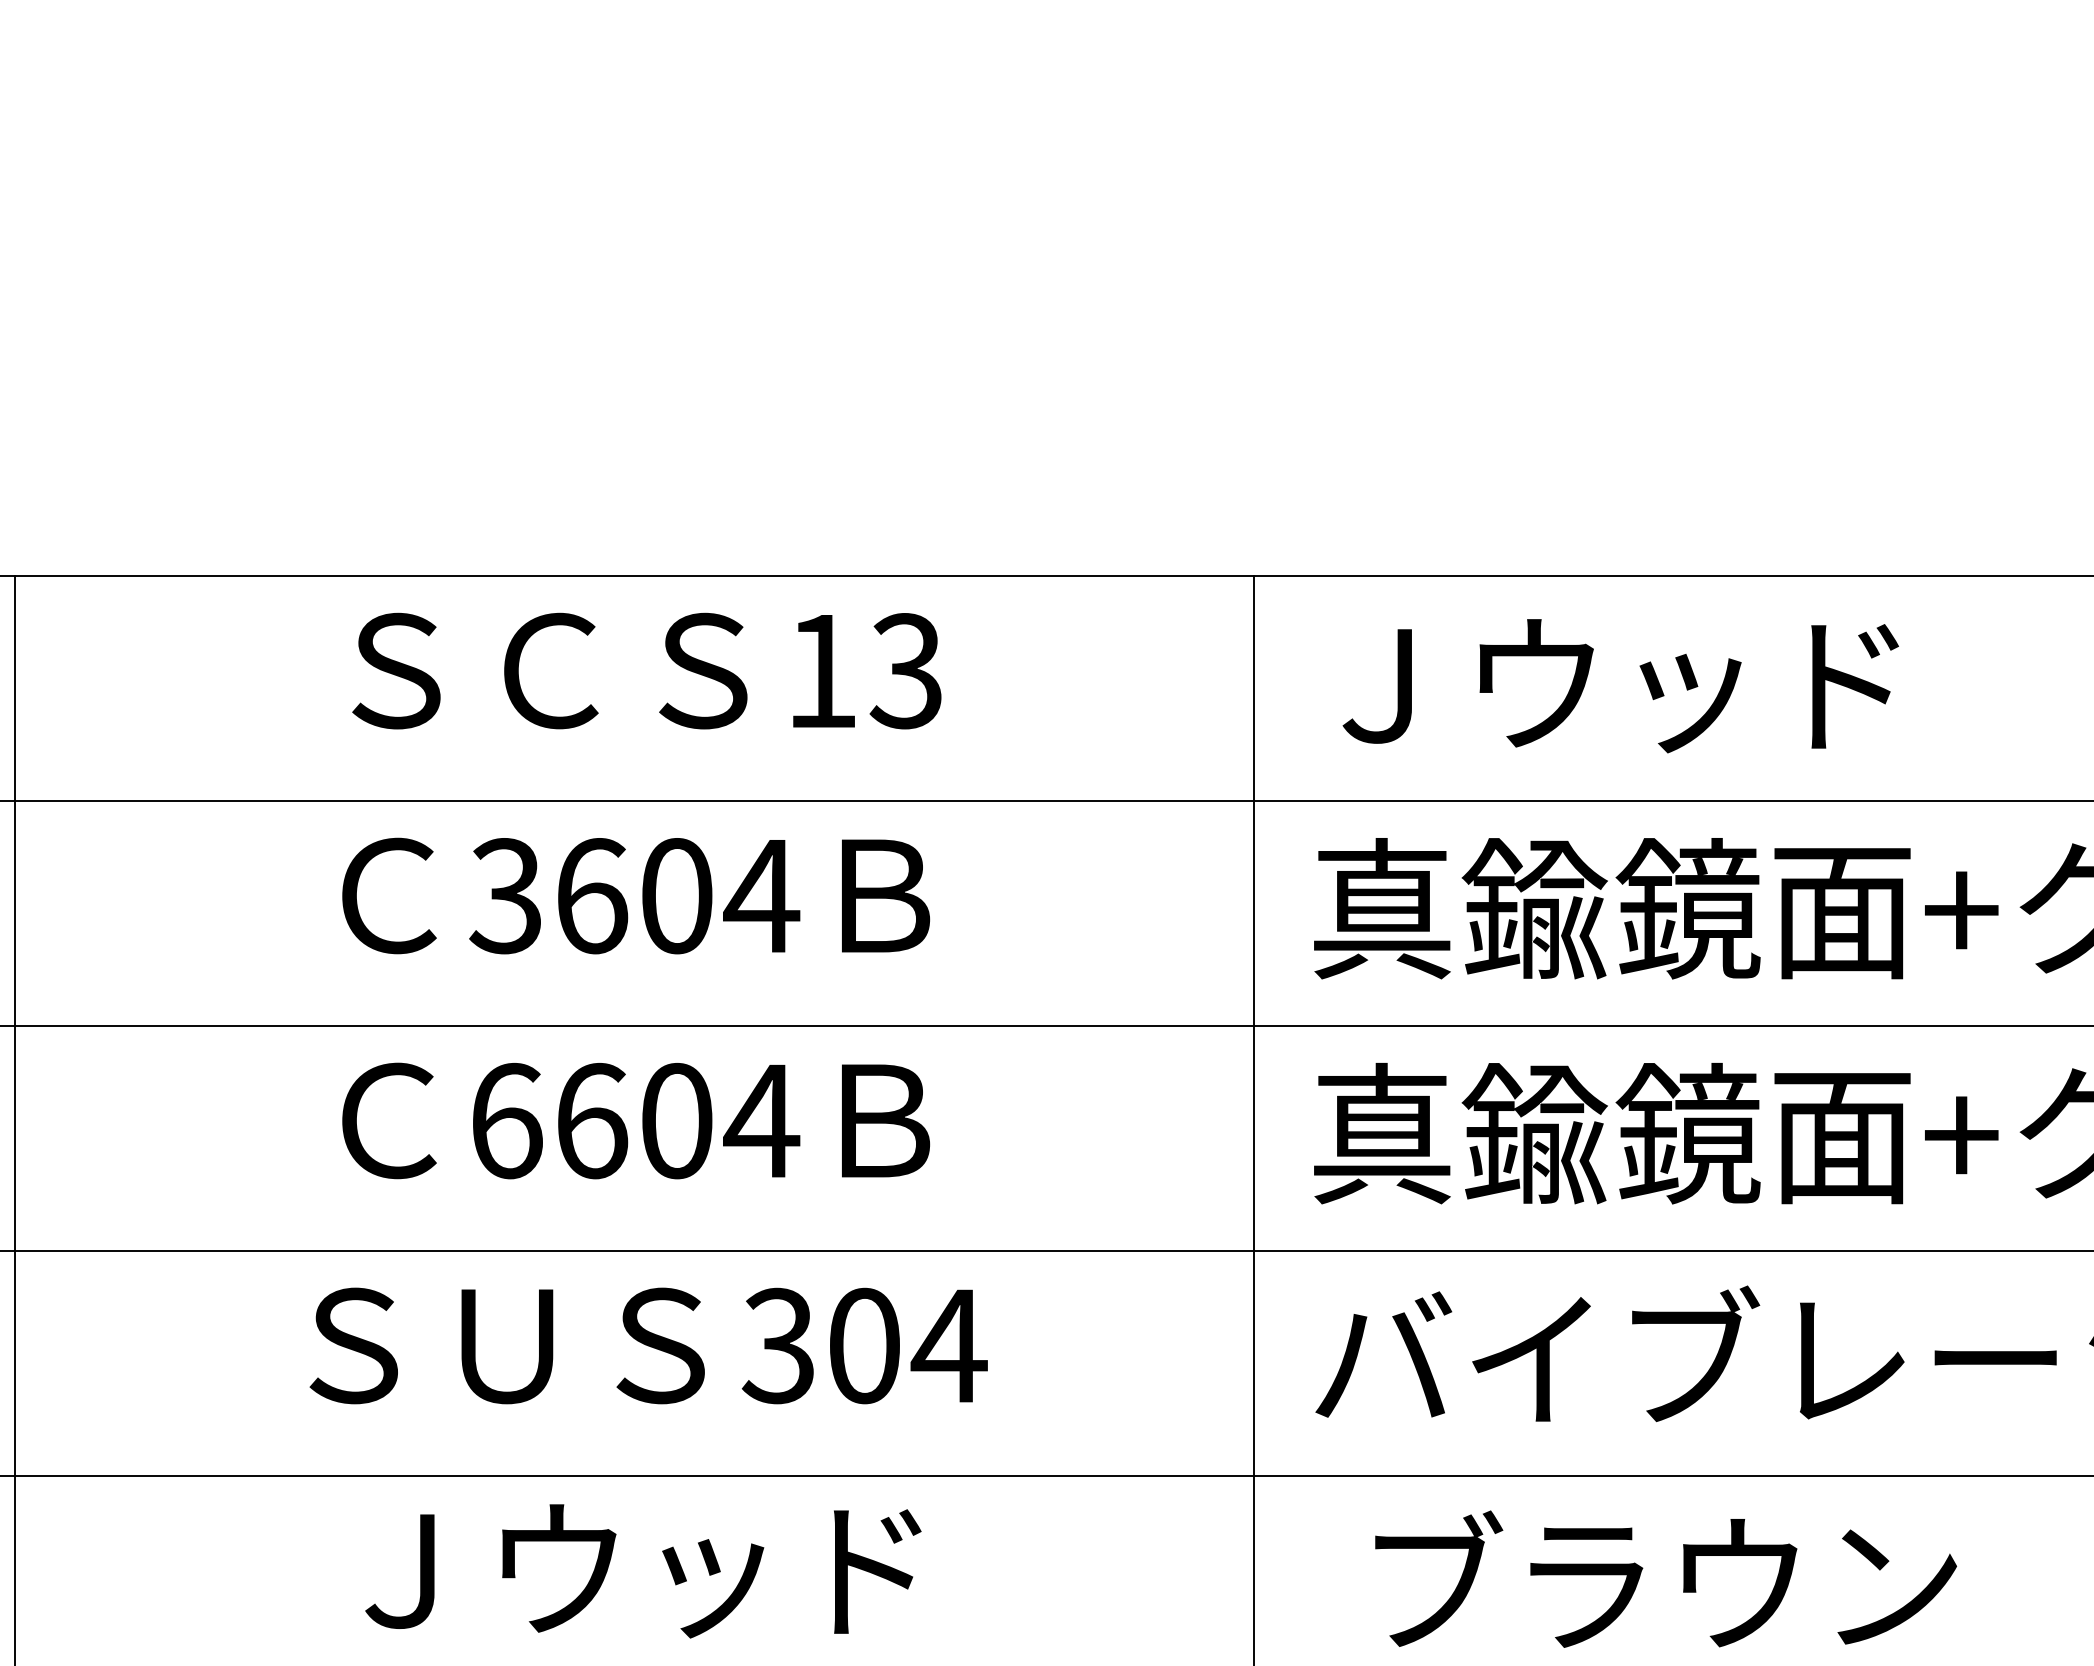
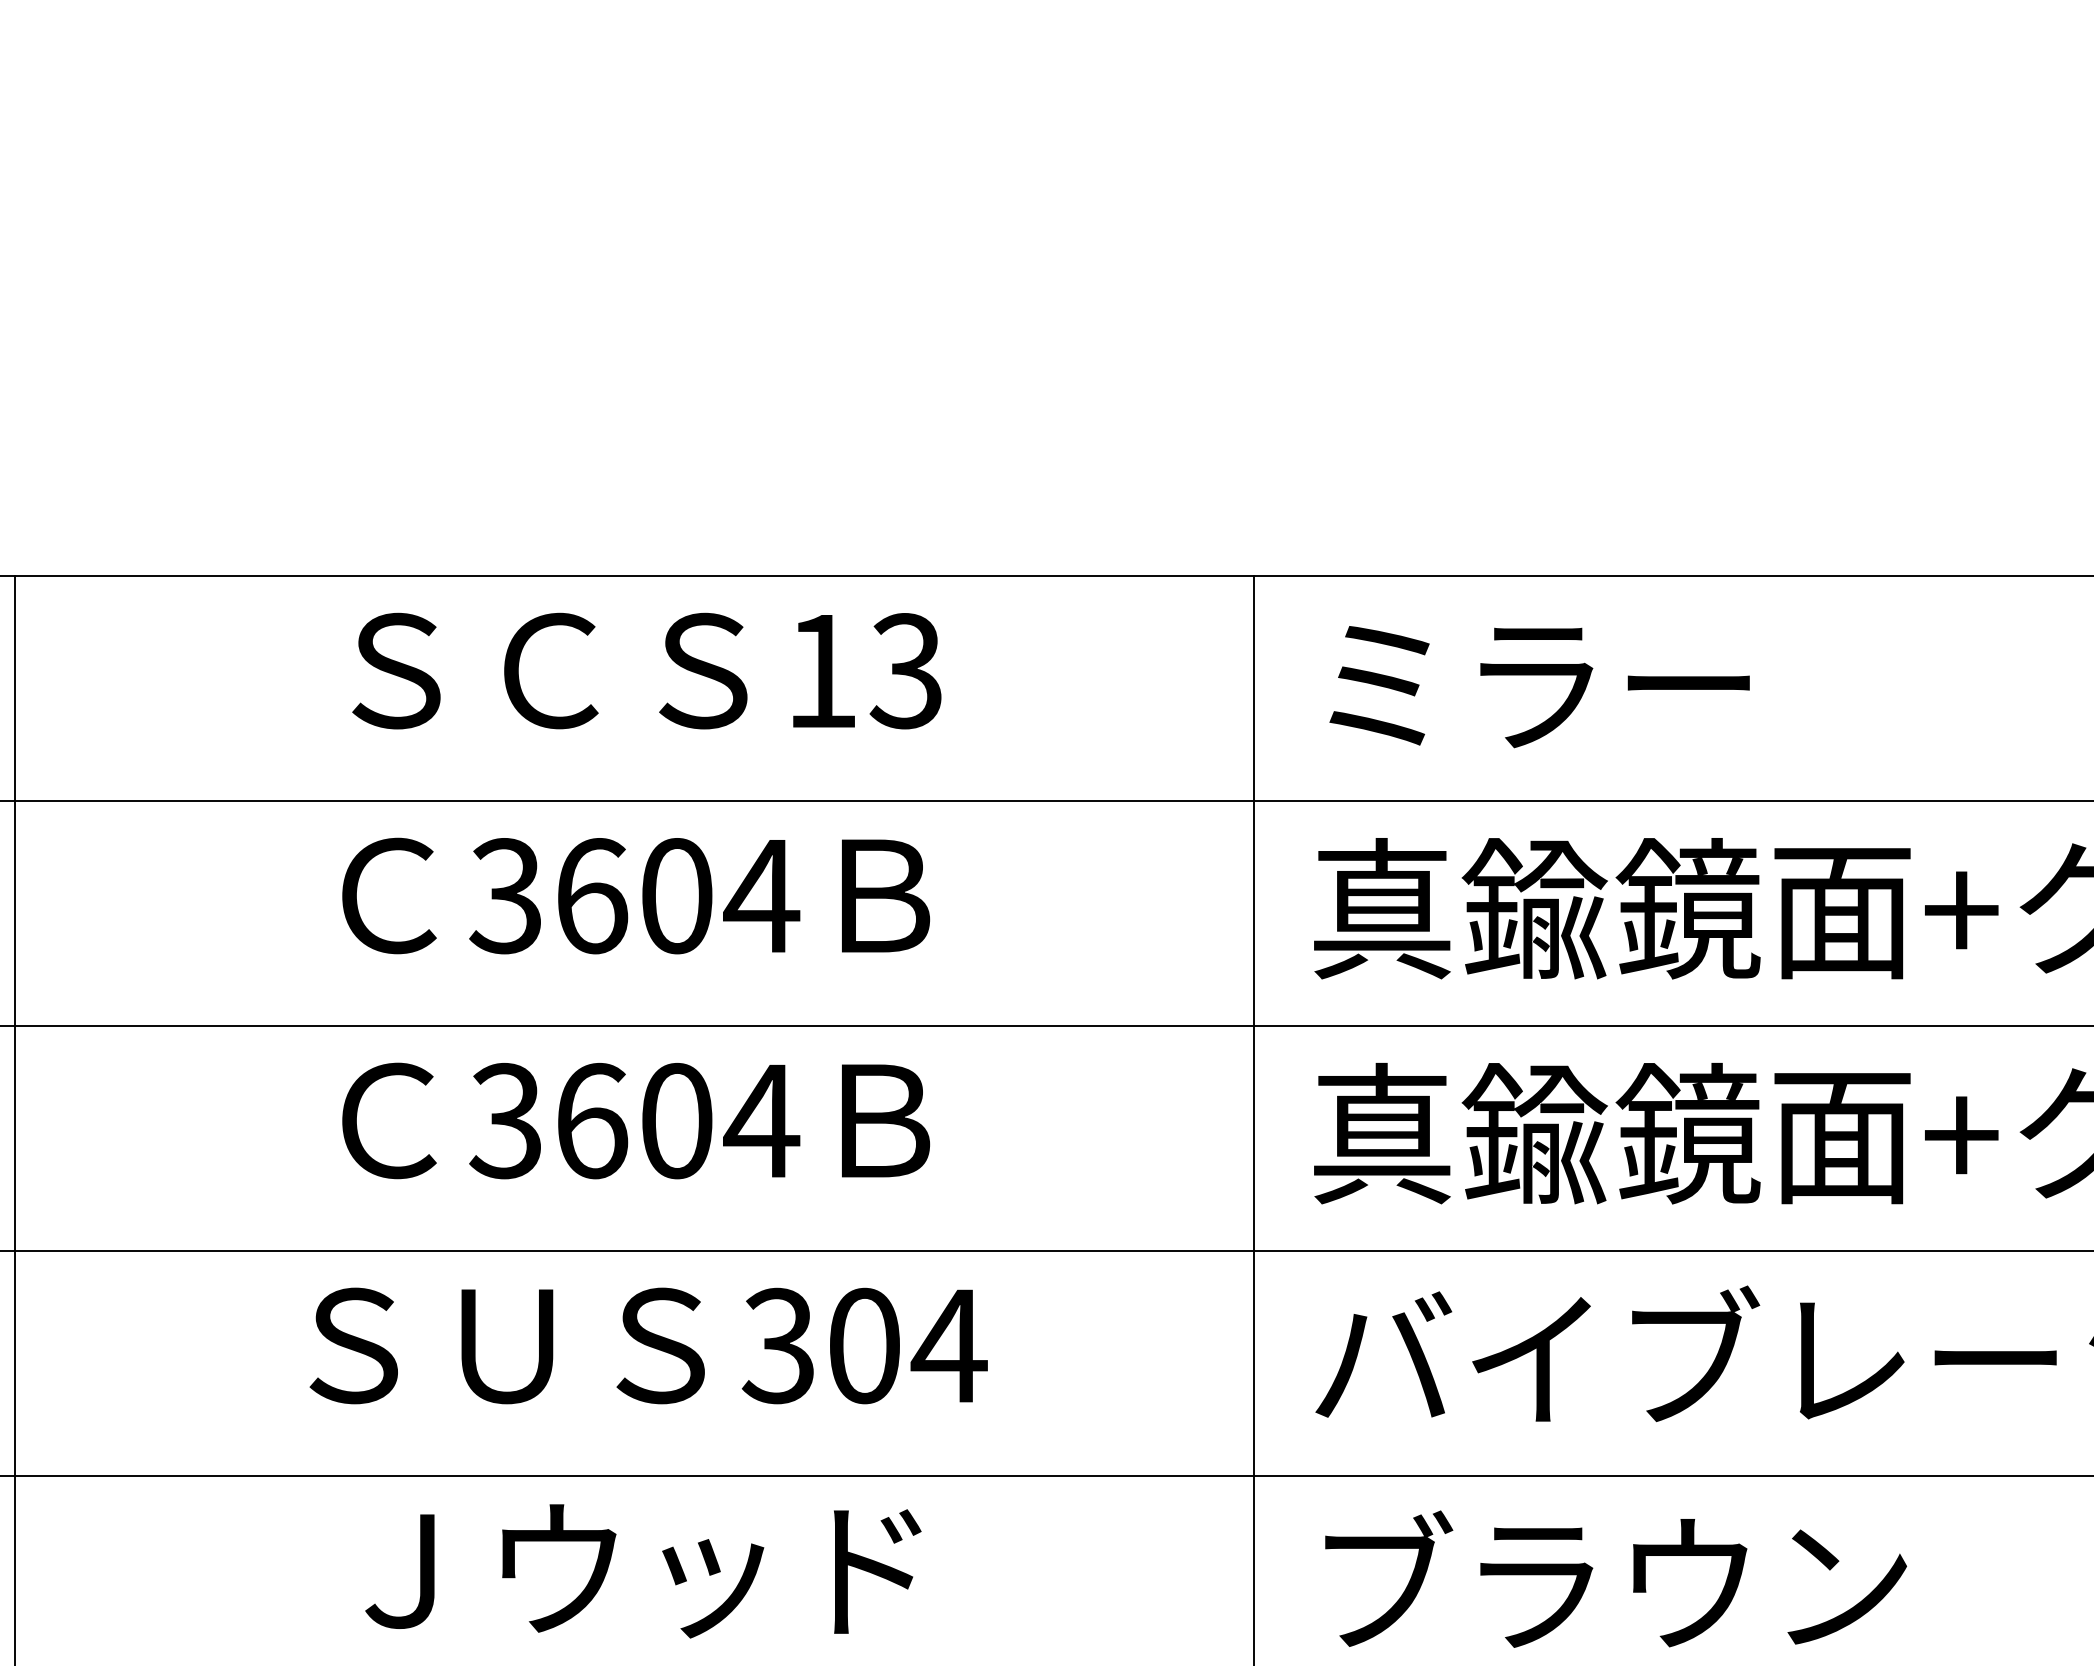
text: Ｊウッド -> ミラー (1614, 686)
text: 6604 -> 3604 (505, 1120)
text position: (1665, 1578) -> (1615, 1578) (1615, 1578)
